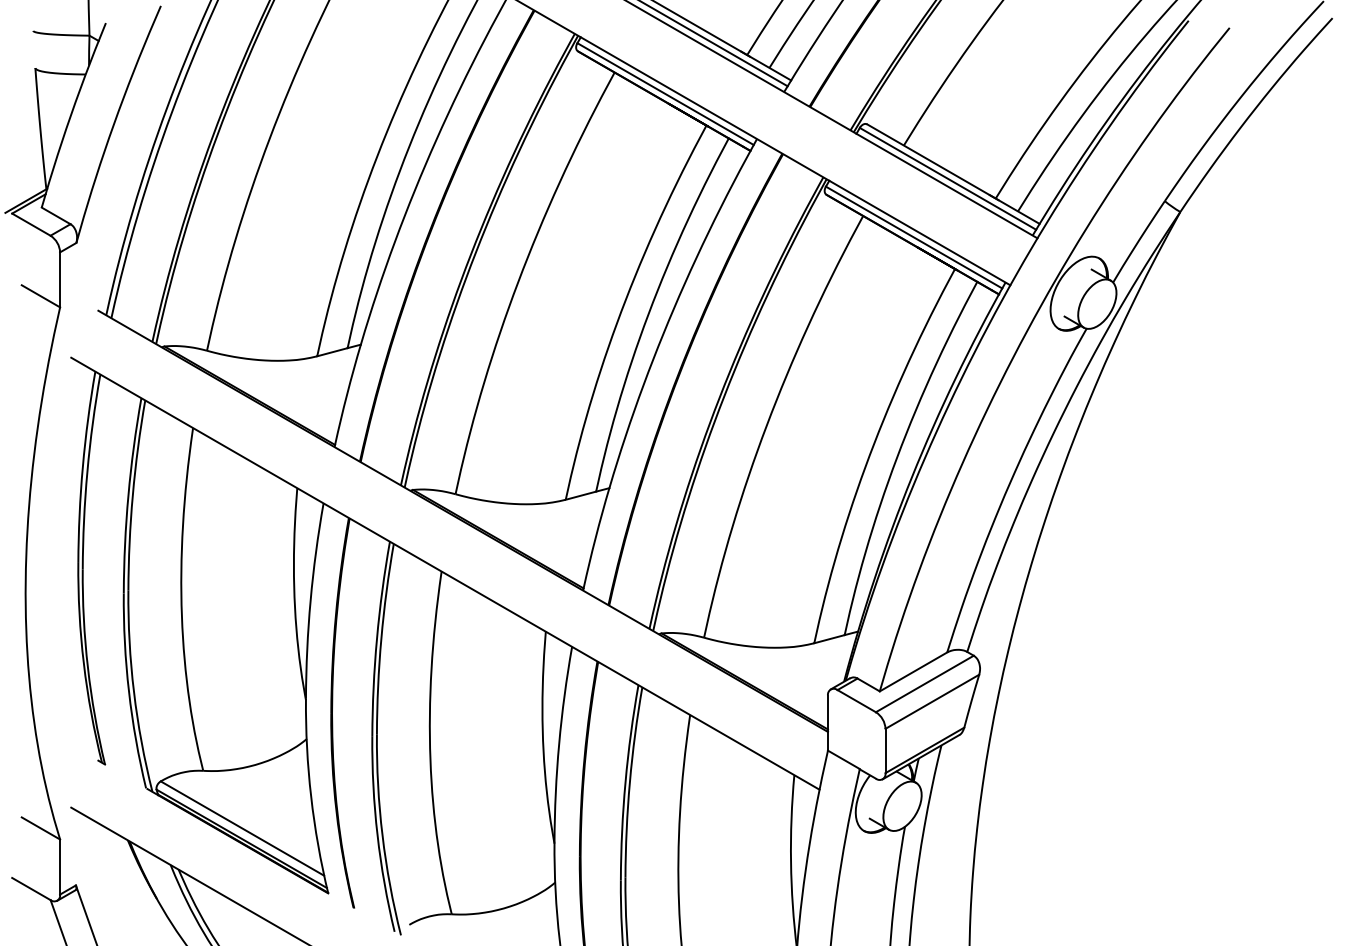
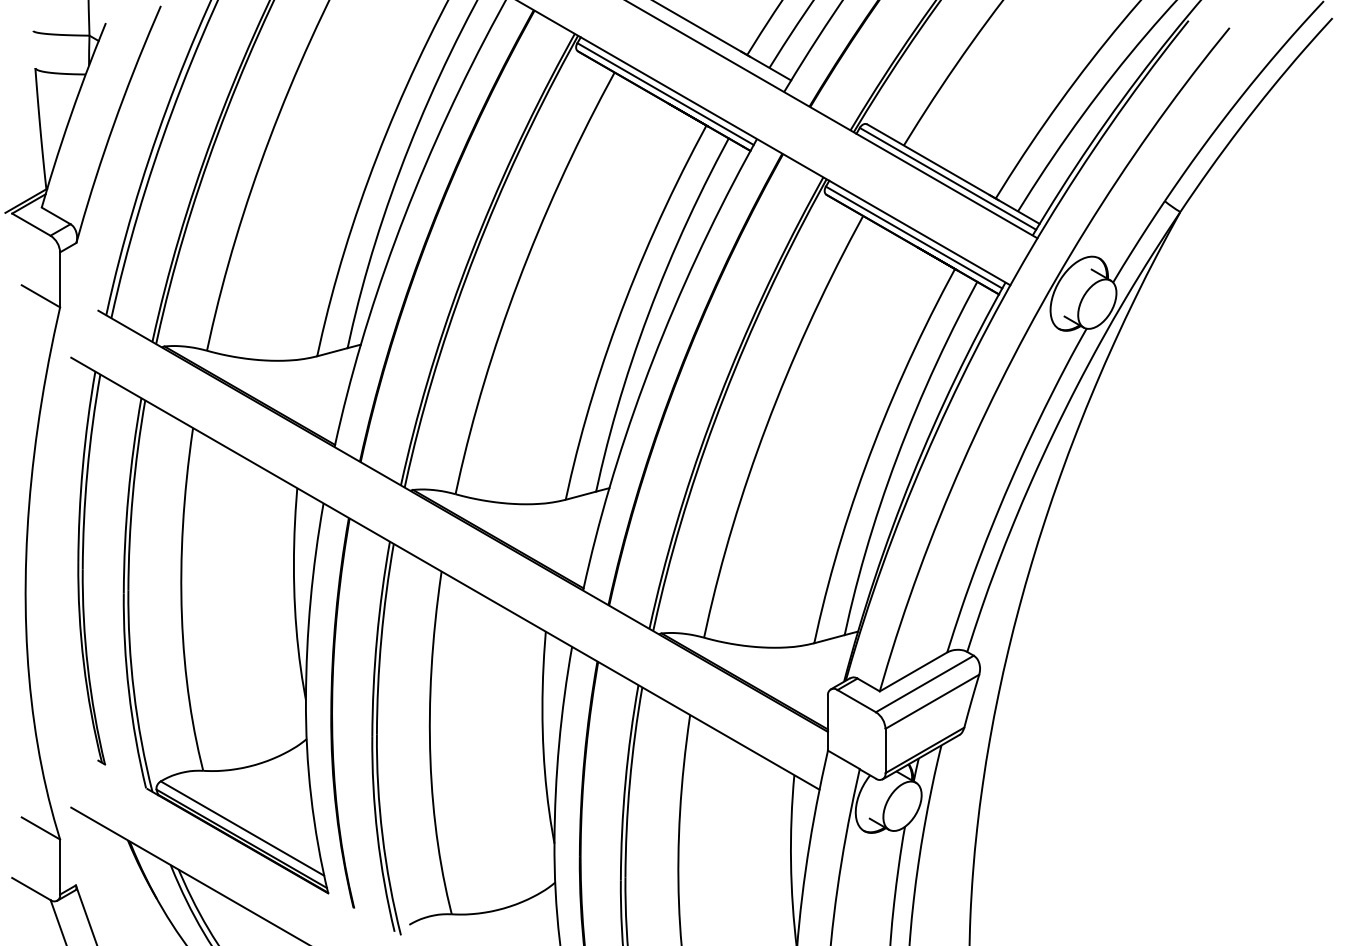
line: present -> none (714, 44)
